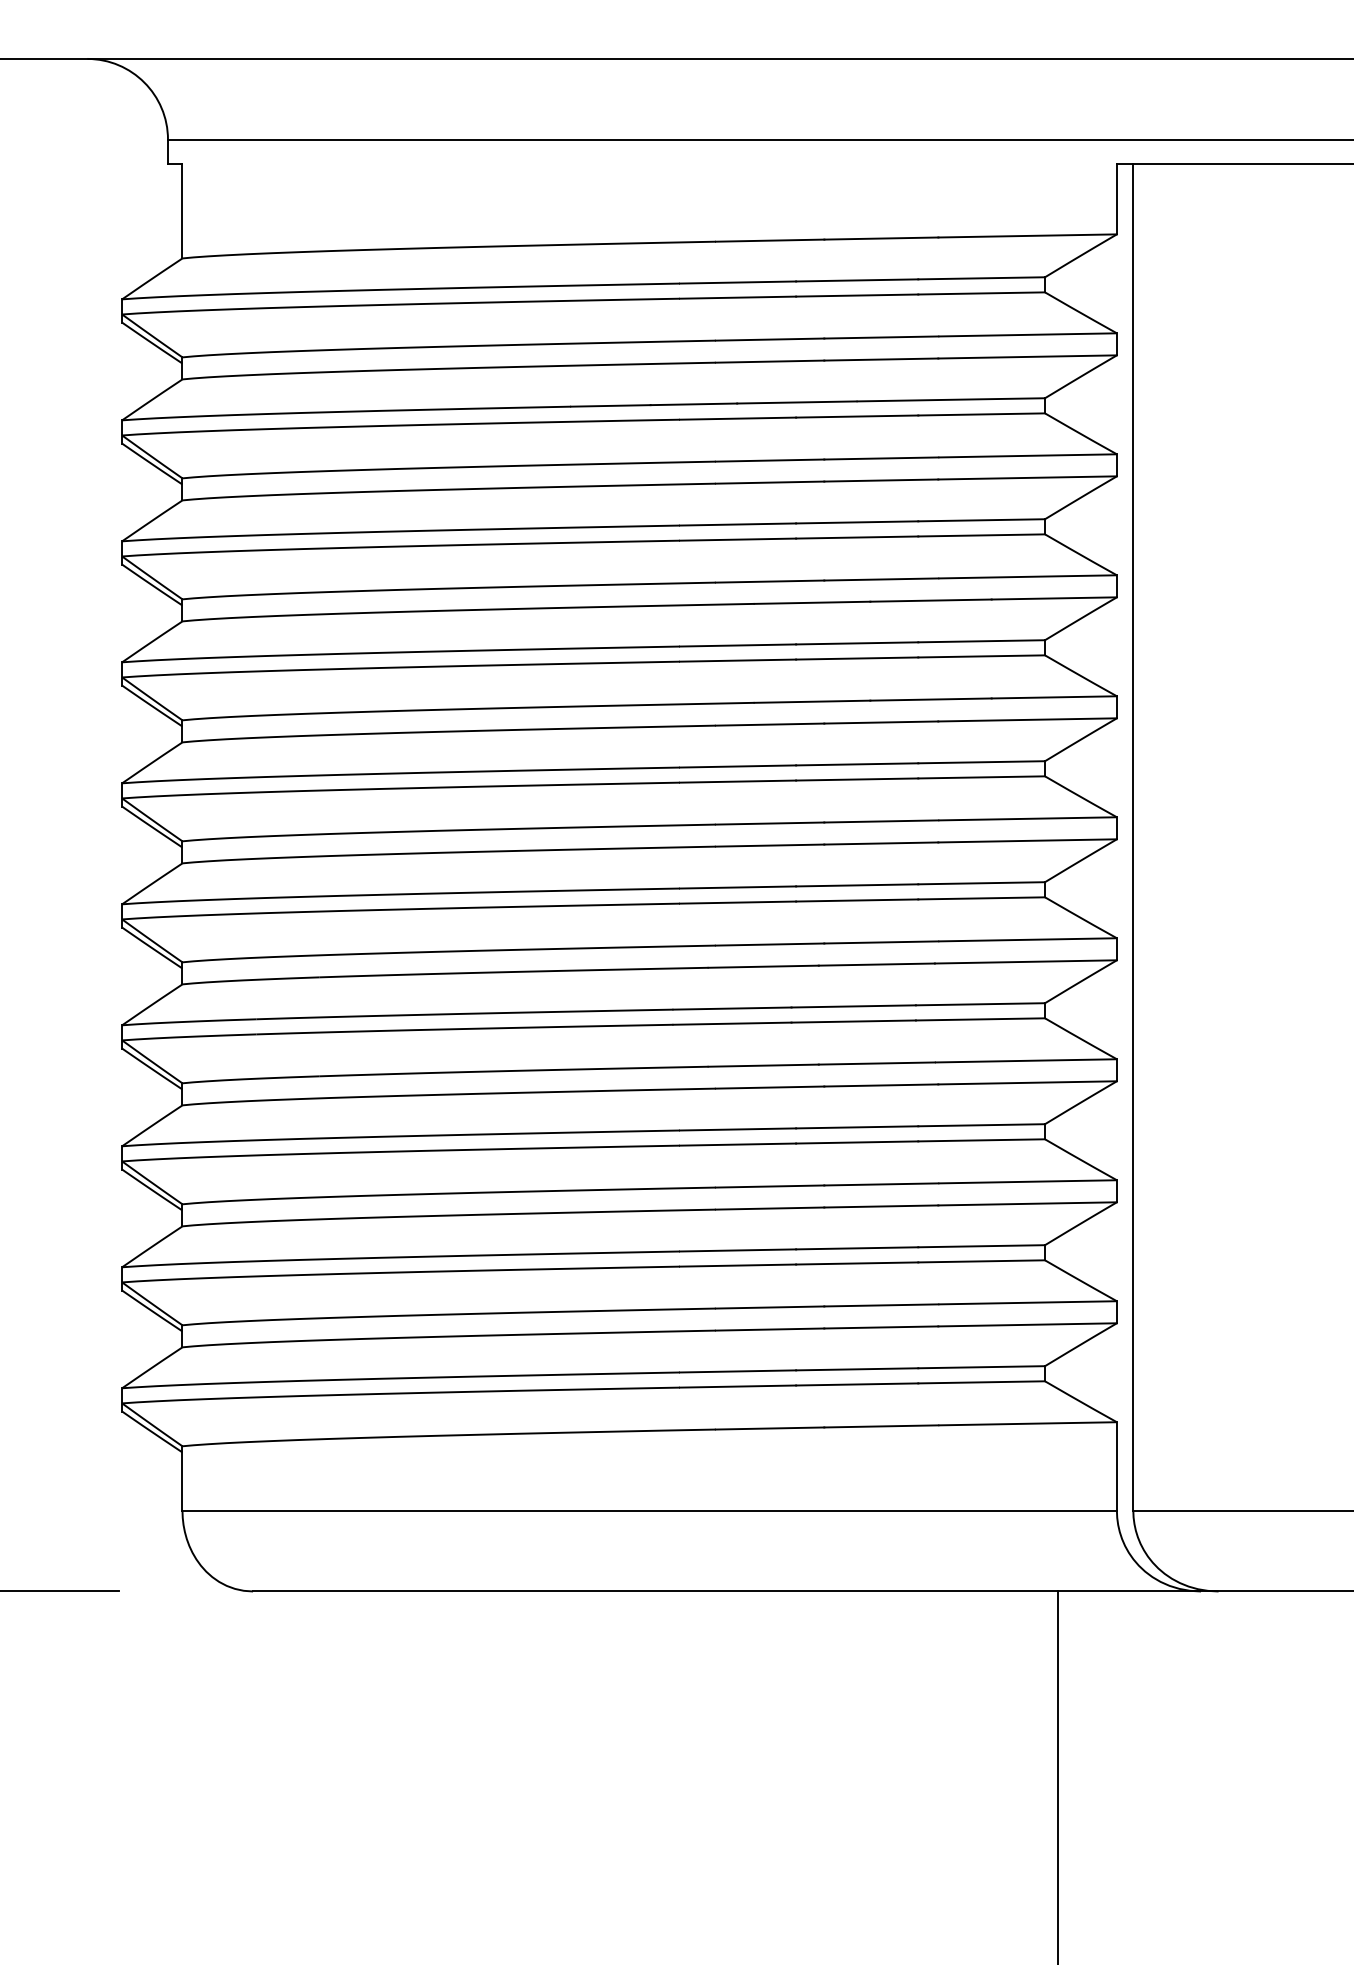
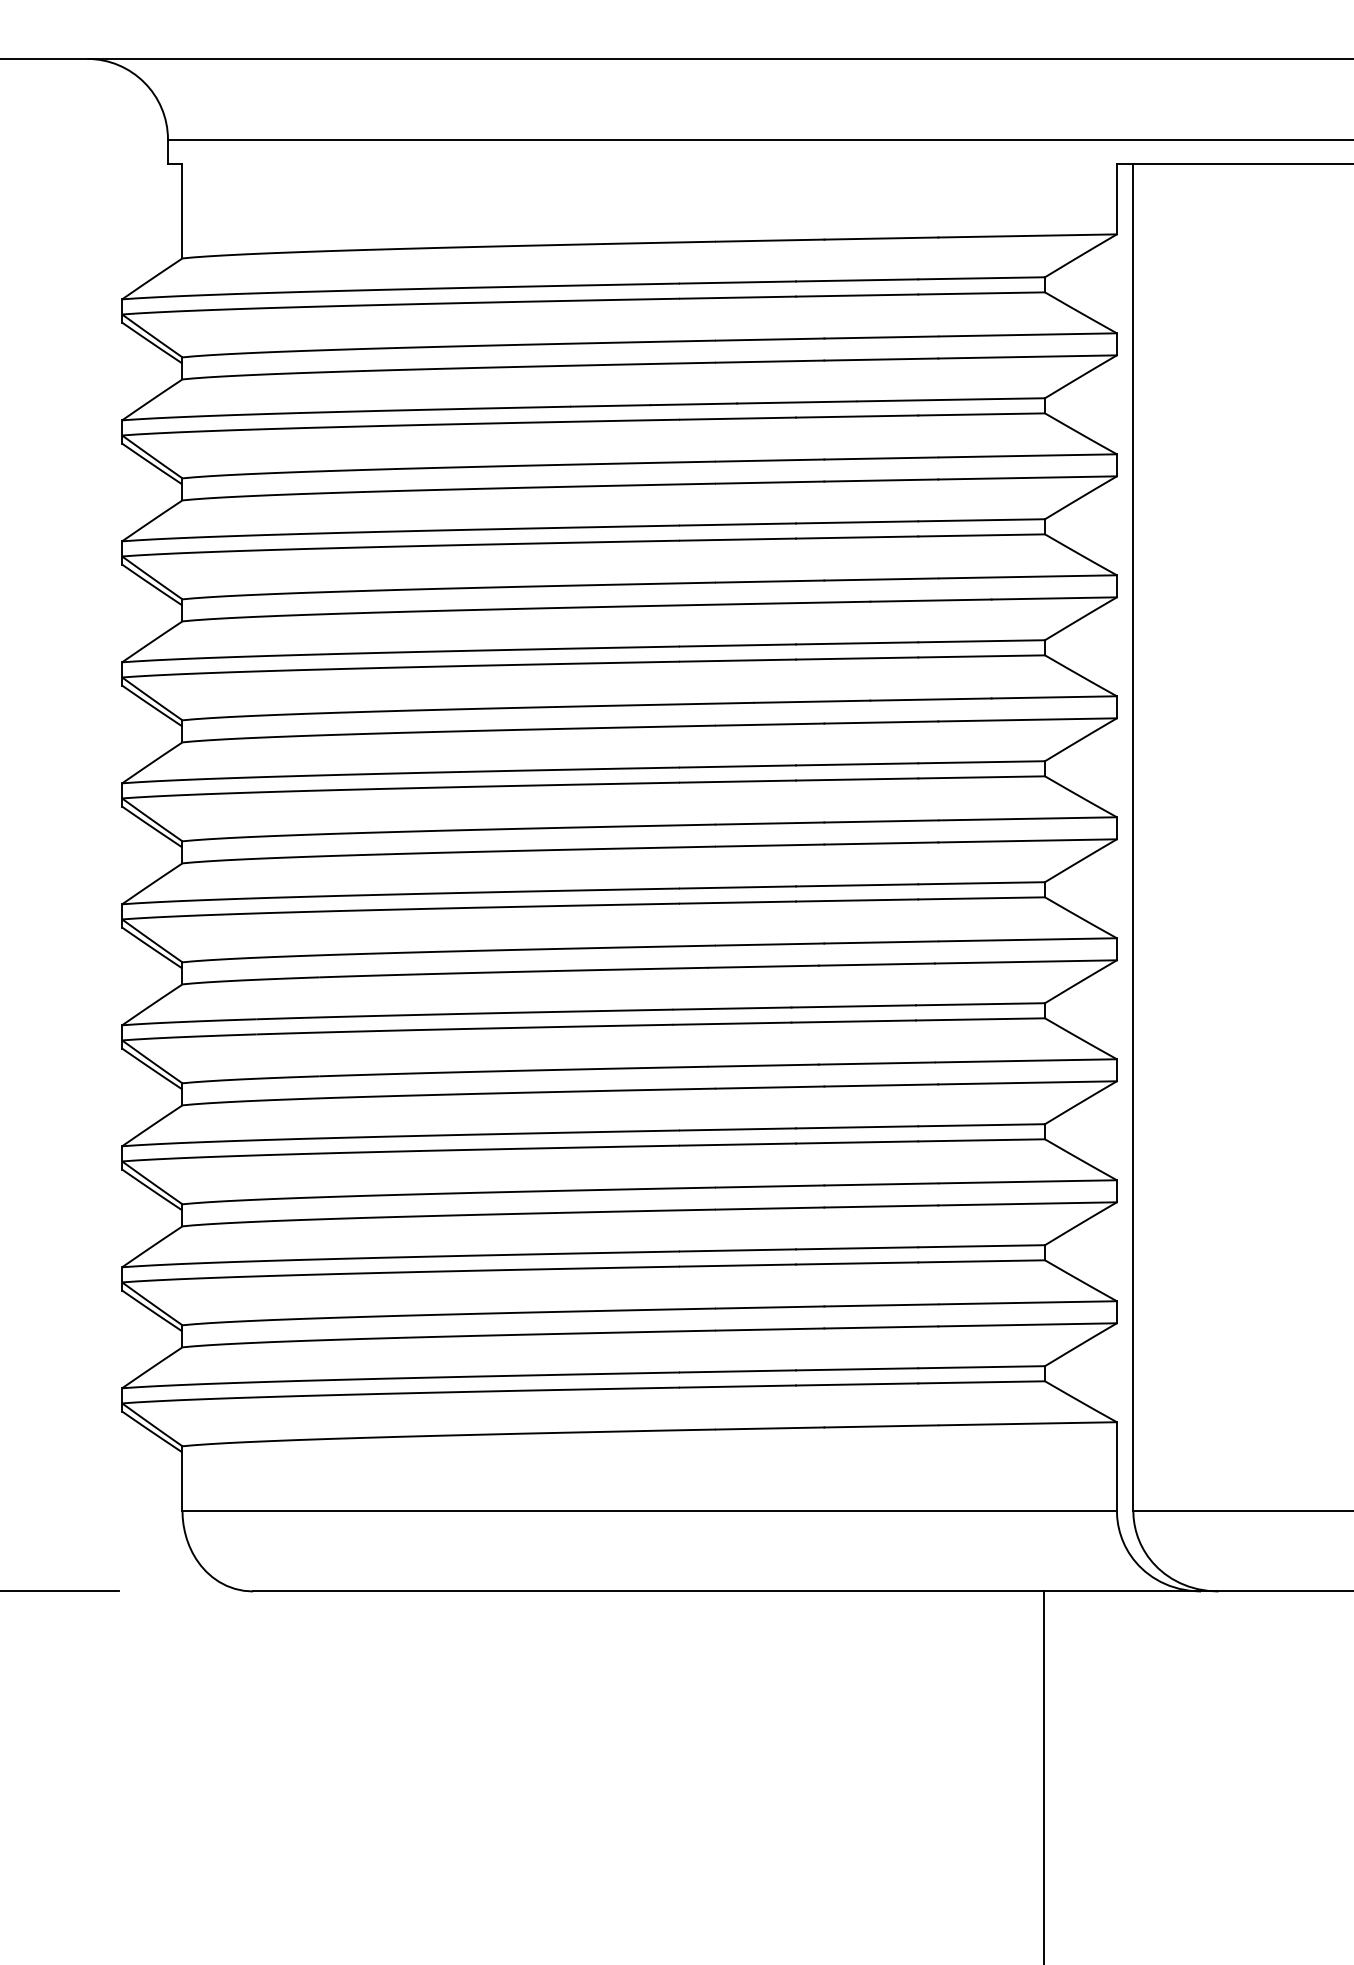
line position: (1058, 1776) -> (1044, 1776) (1044, 1776)
